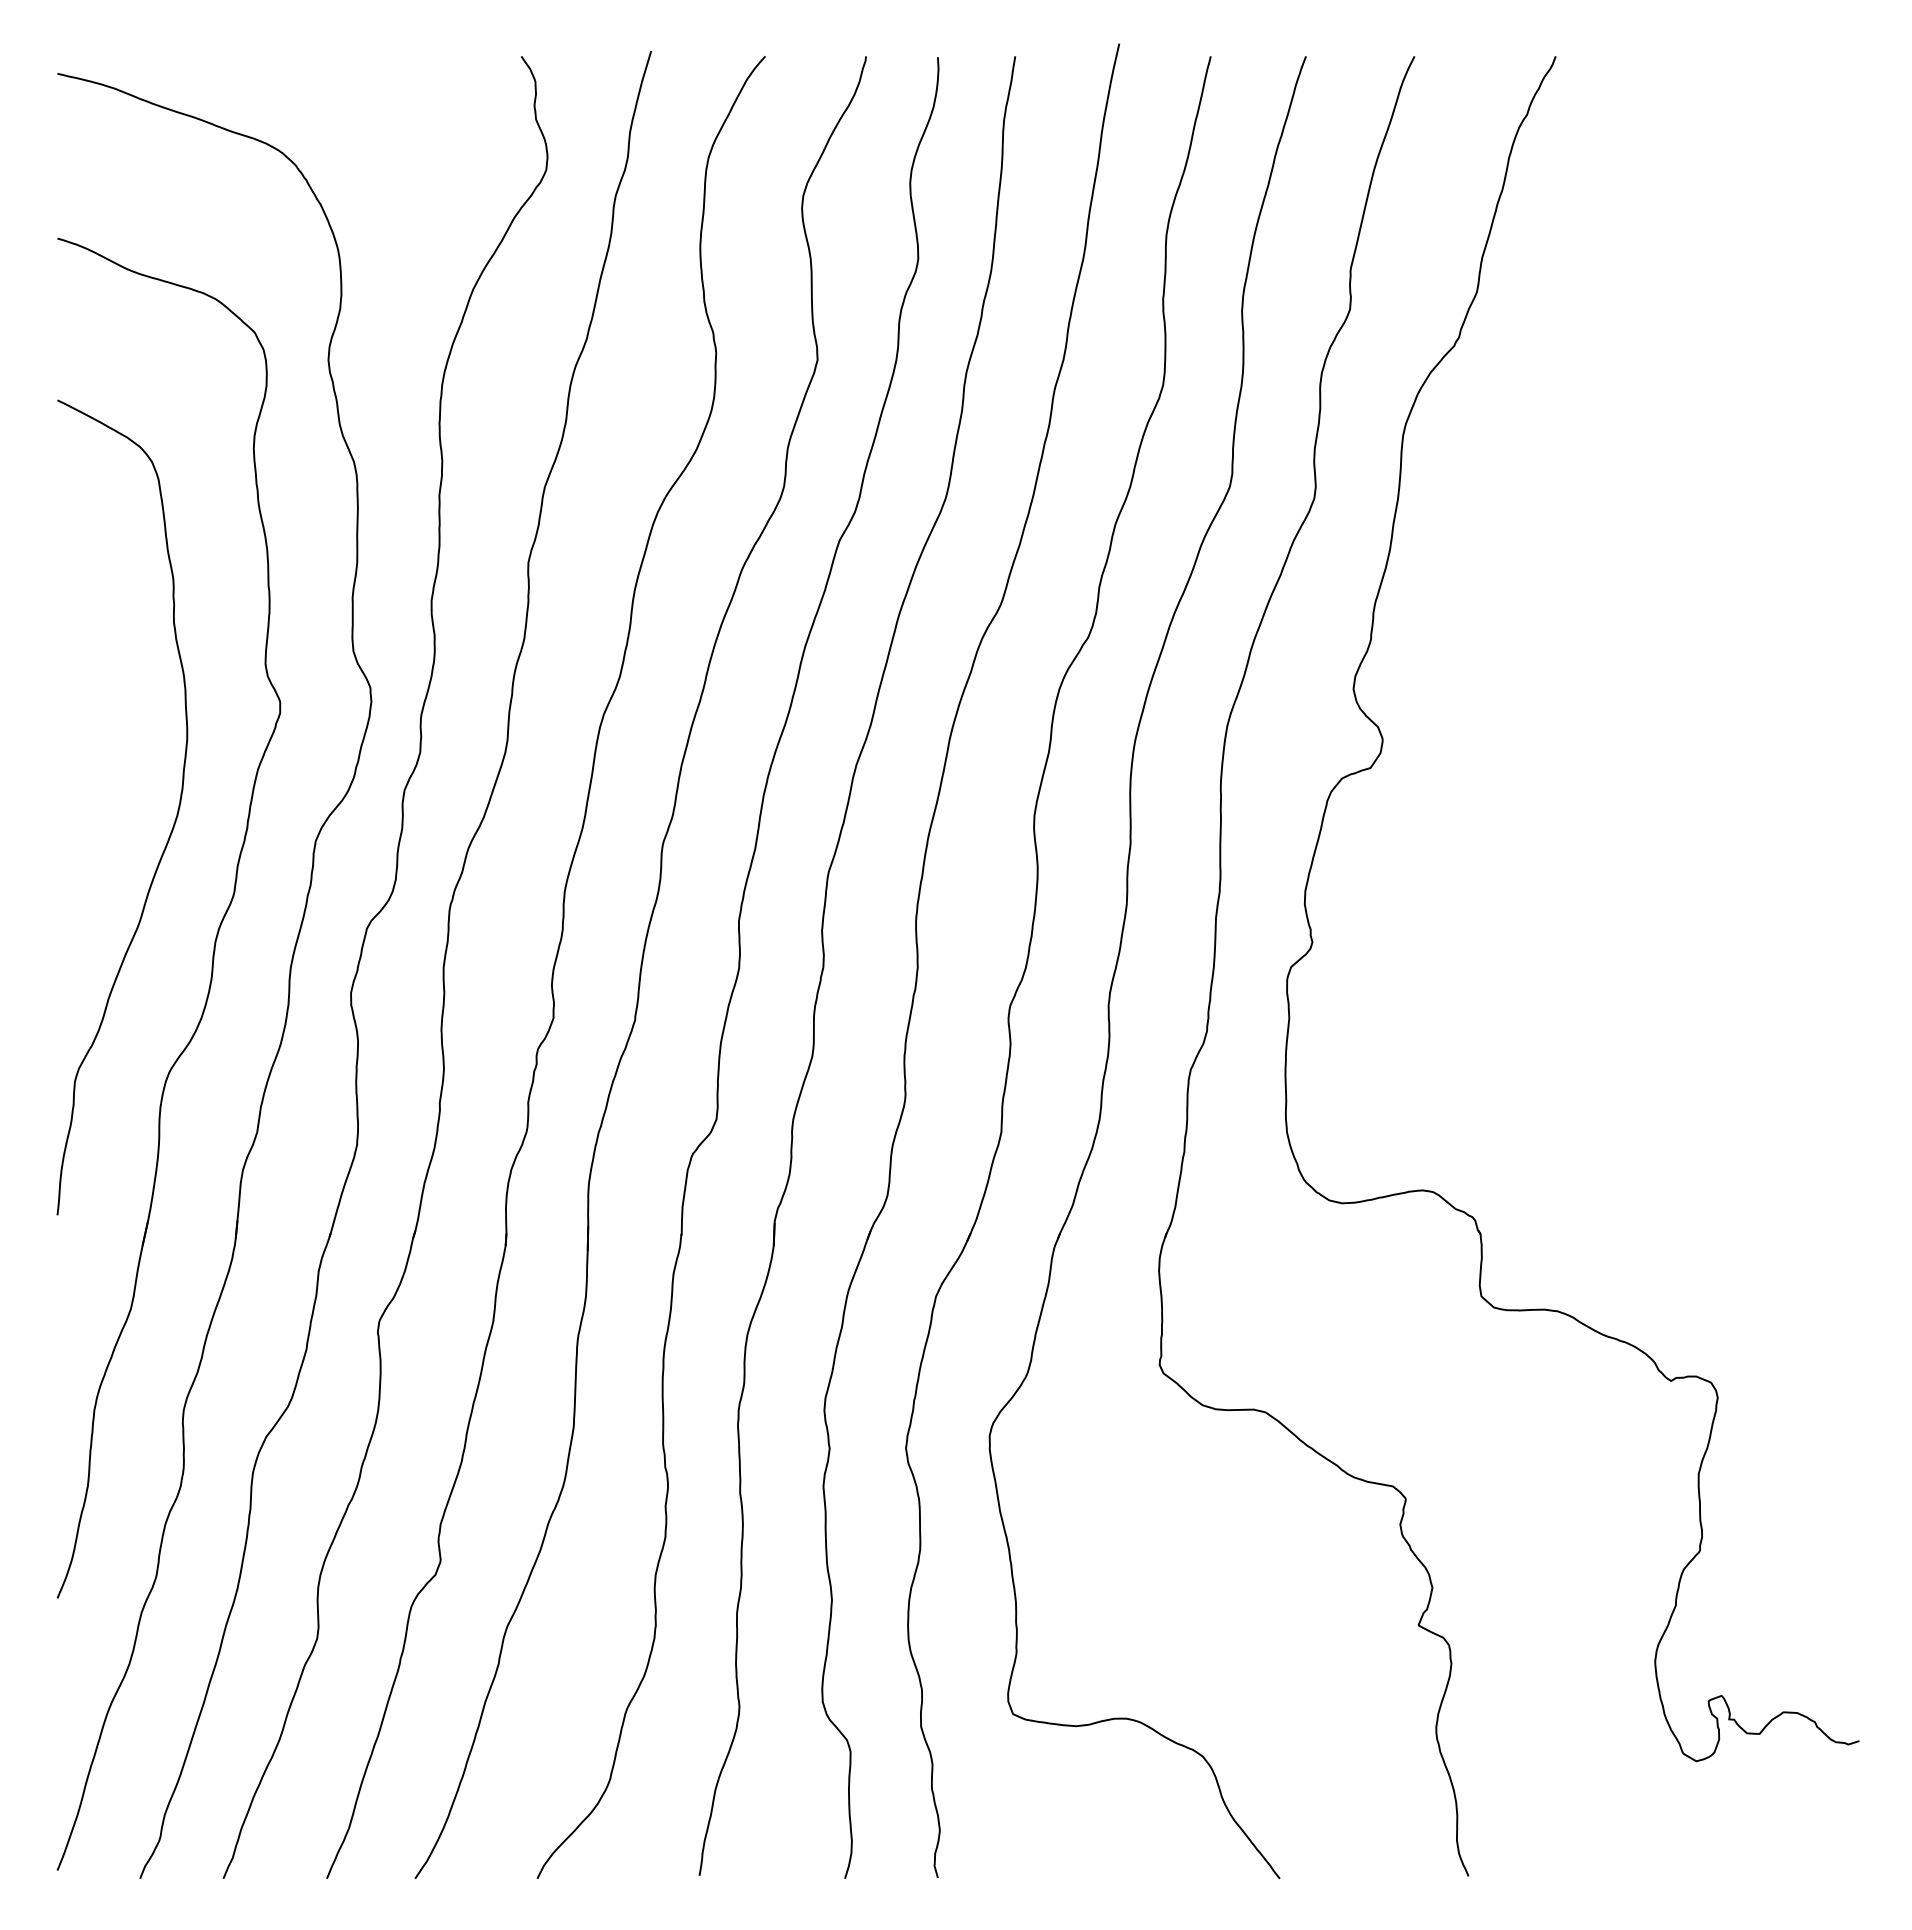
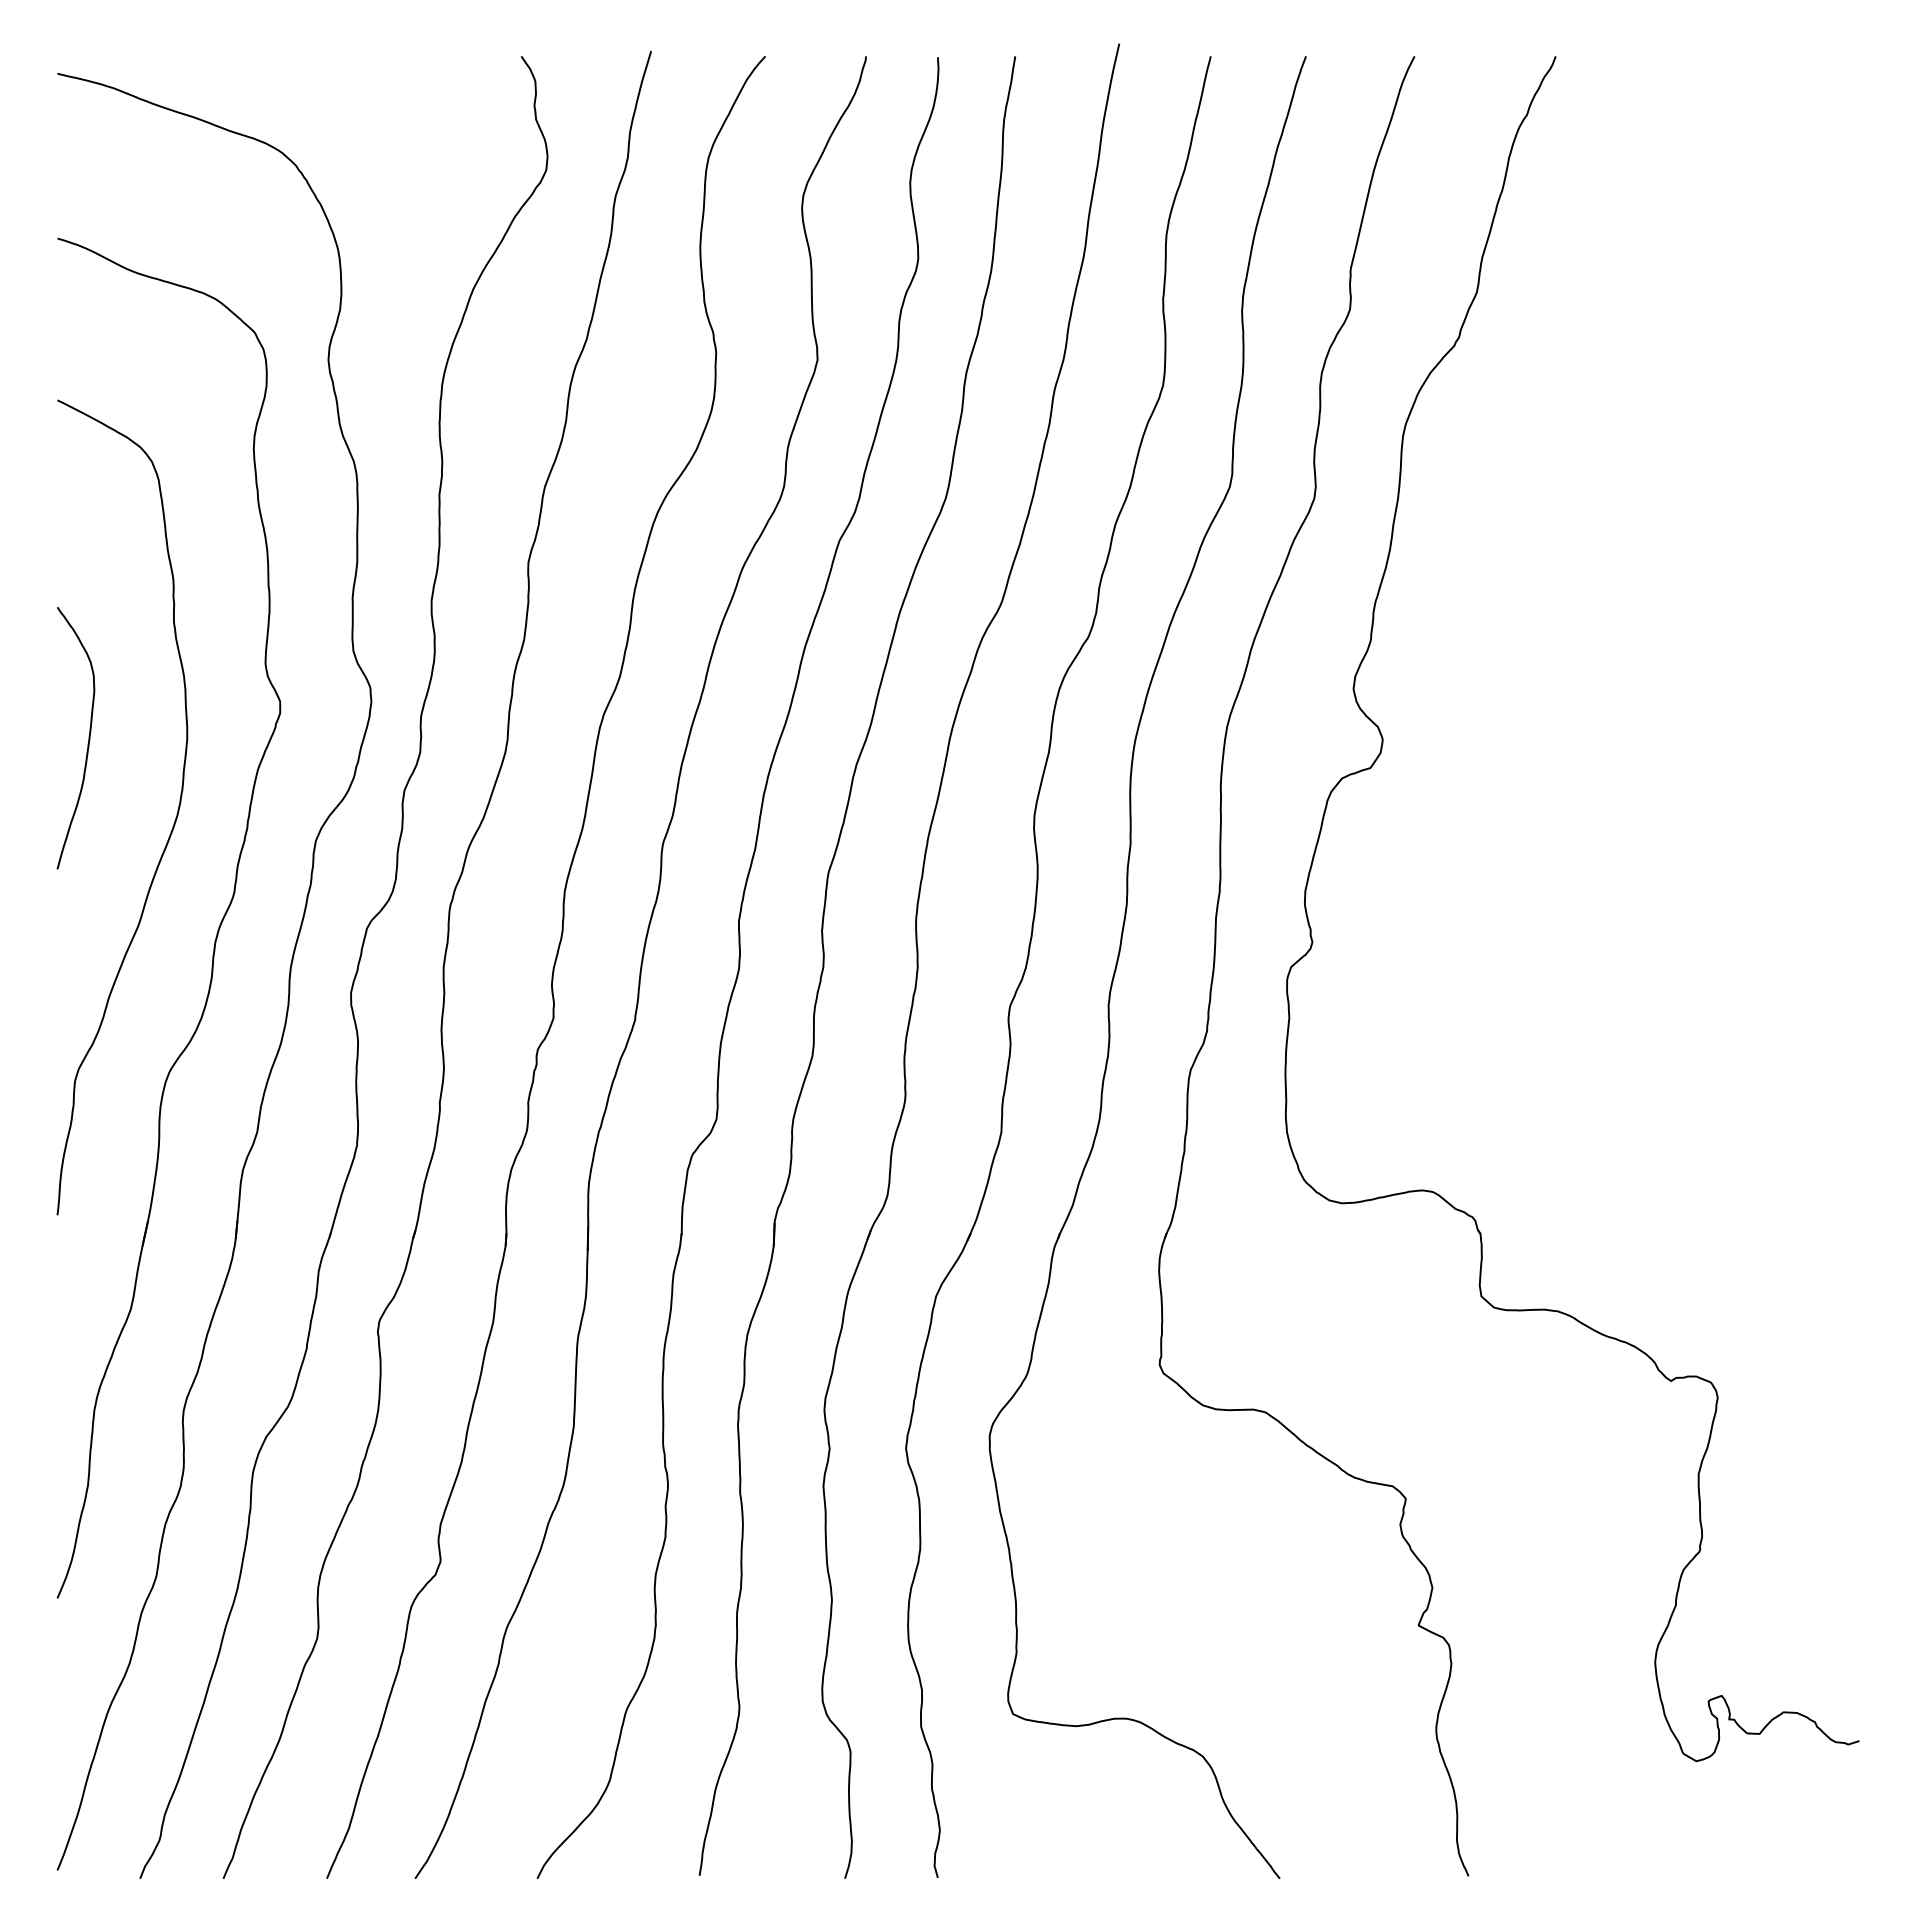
curve: none -> present (88, 738)
